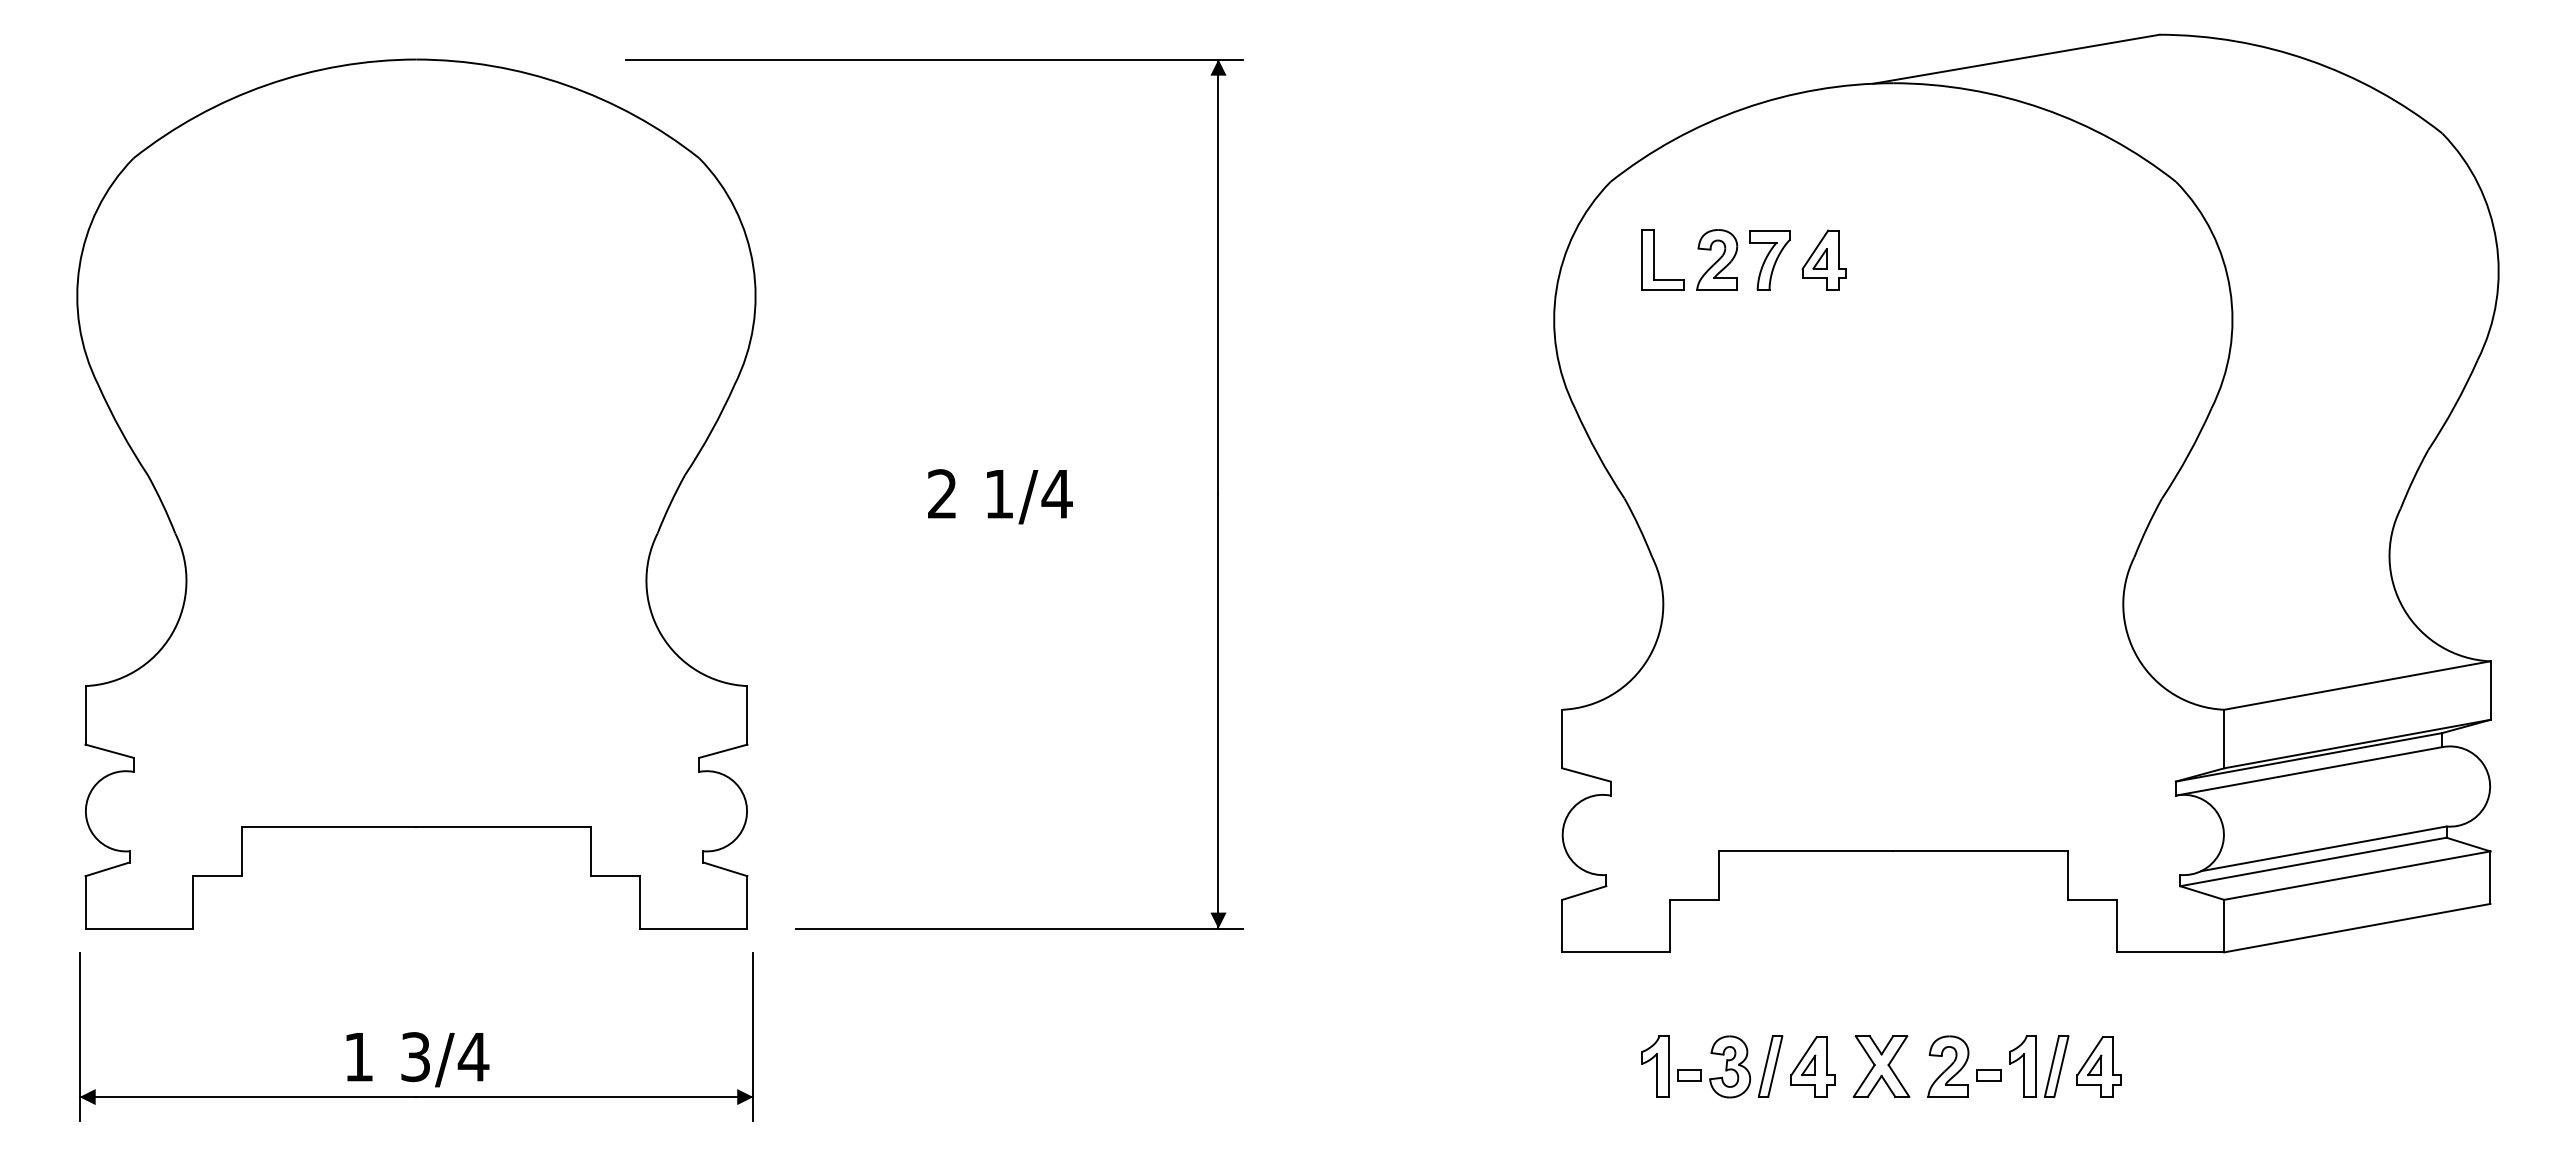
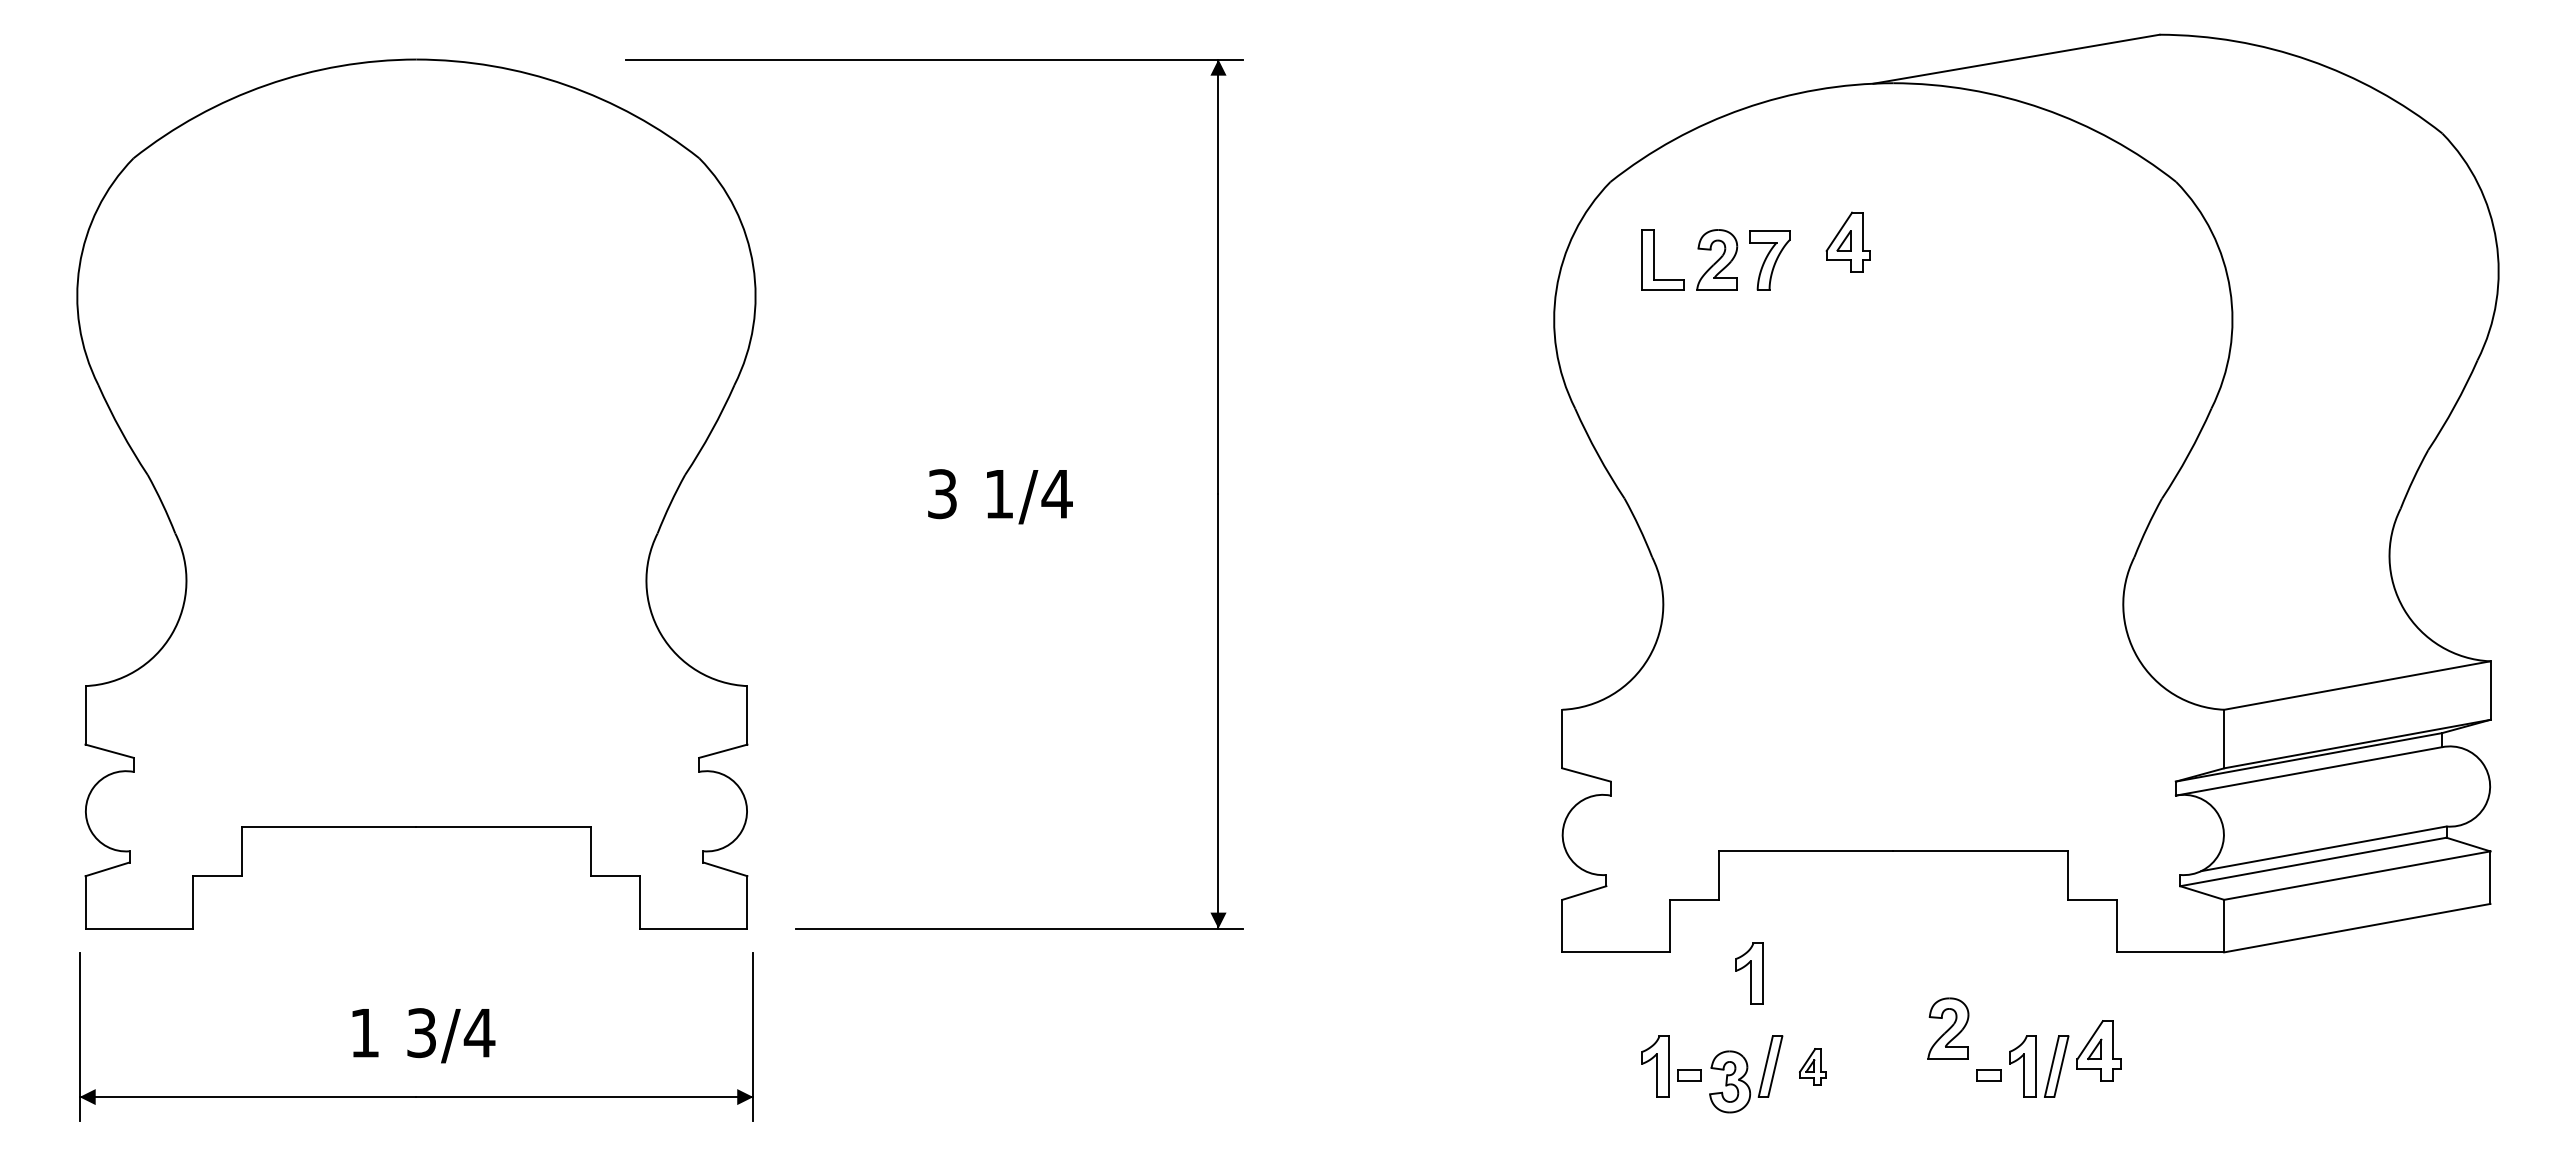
part position: (1823, 259) -> (1847, 241) (1847, 241)
text: 2 -> 3 (942, 494)
part: none -> present (1749, 973)
text position: (417, 1059) -> (423, 1035) (423, 1035)
part position: (1730, 1066) -> (1730, 1081) (1730, 1081)
part size: 46x62 px -> 28x38 px (1812, 1066)
part: present -> none (1881, 1066)
part position: (1948, 1066) -> (1948, 1028) (1948, 1028)
part position: (2098, 1066) -> (2098, 1050) (2098, 1050)
